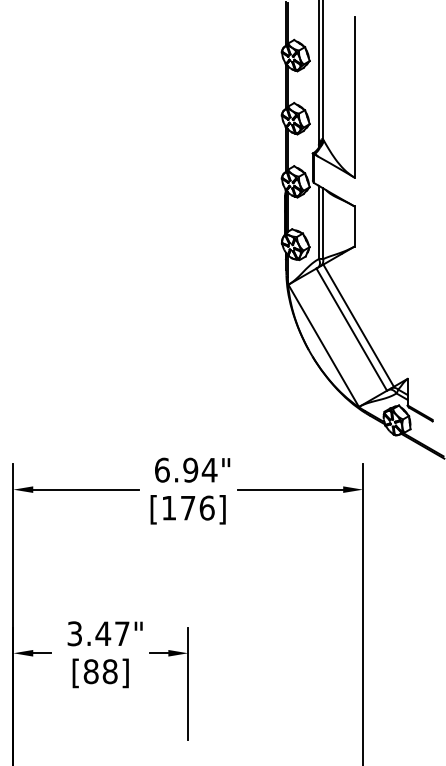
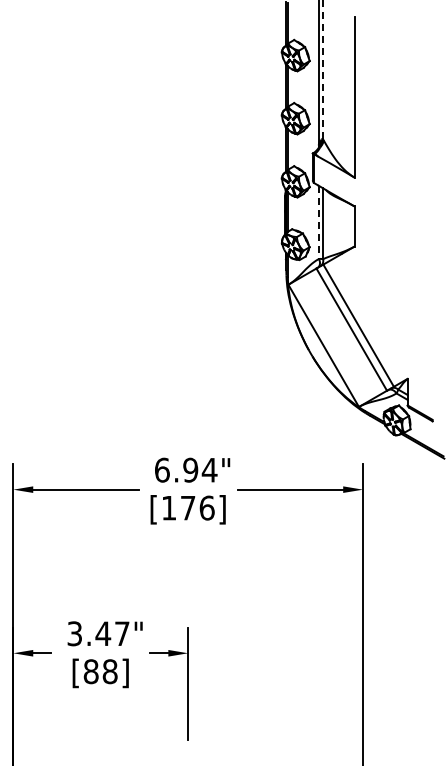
line: solid -> dashed (323, 69)
line: solid -> dashed (318, 222)
